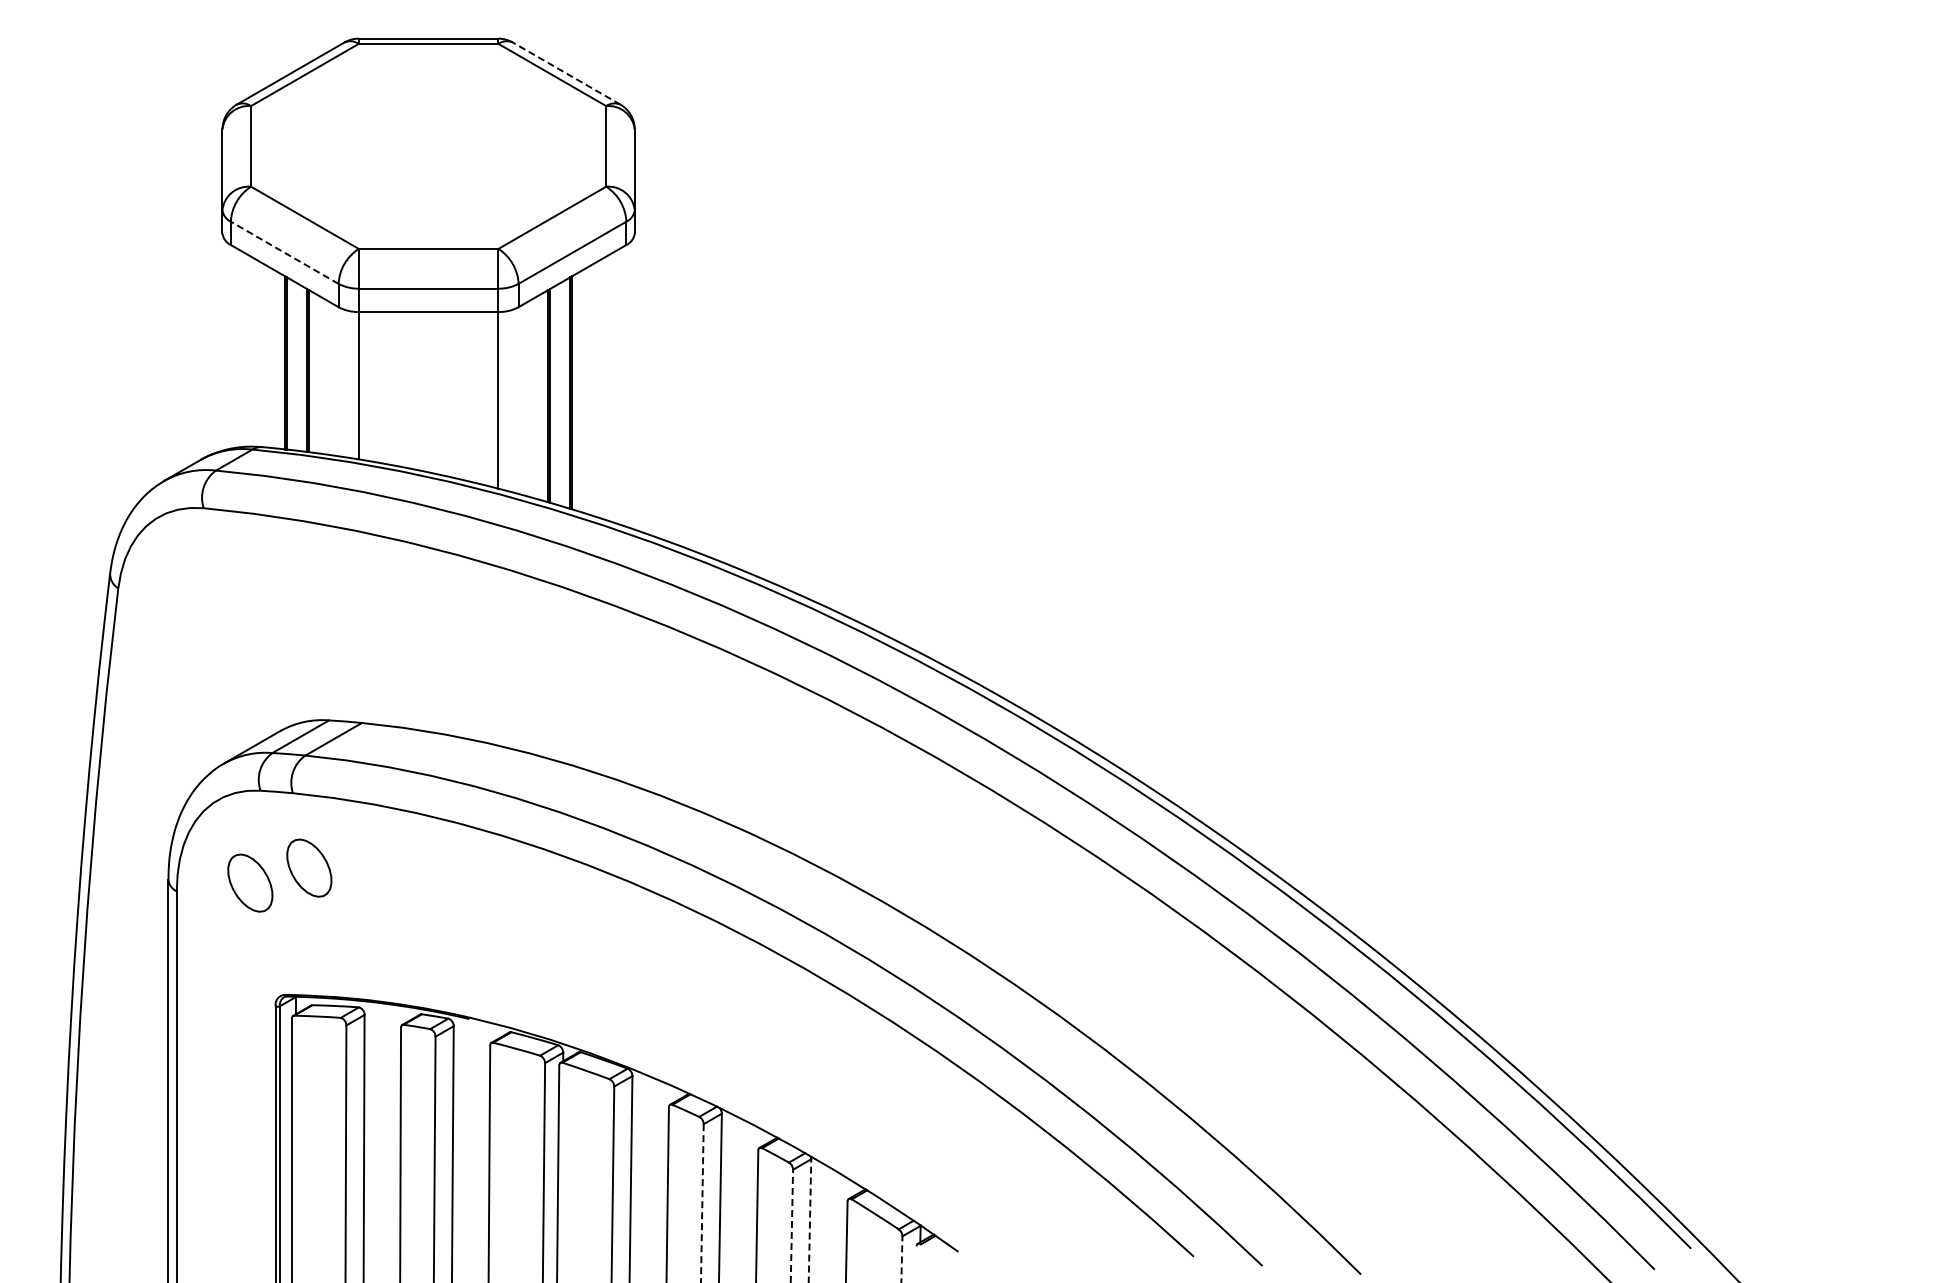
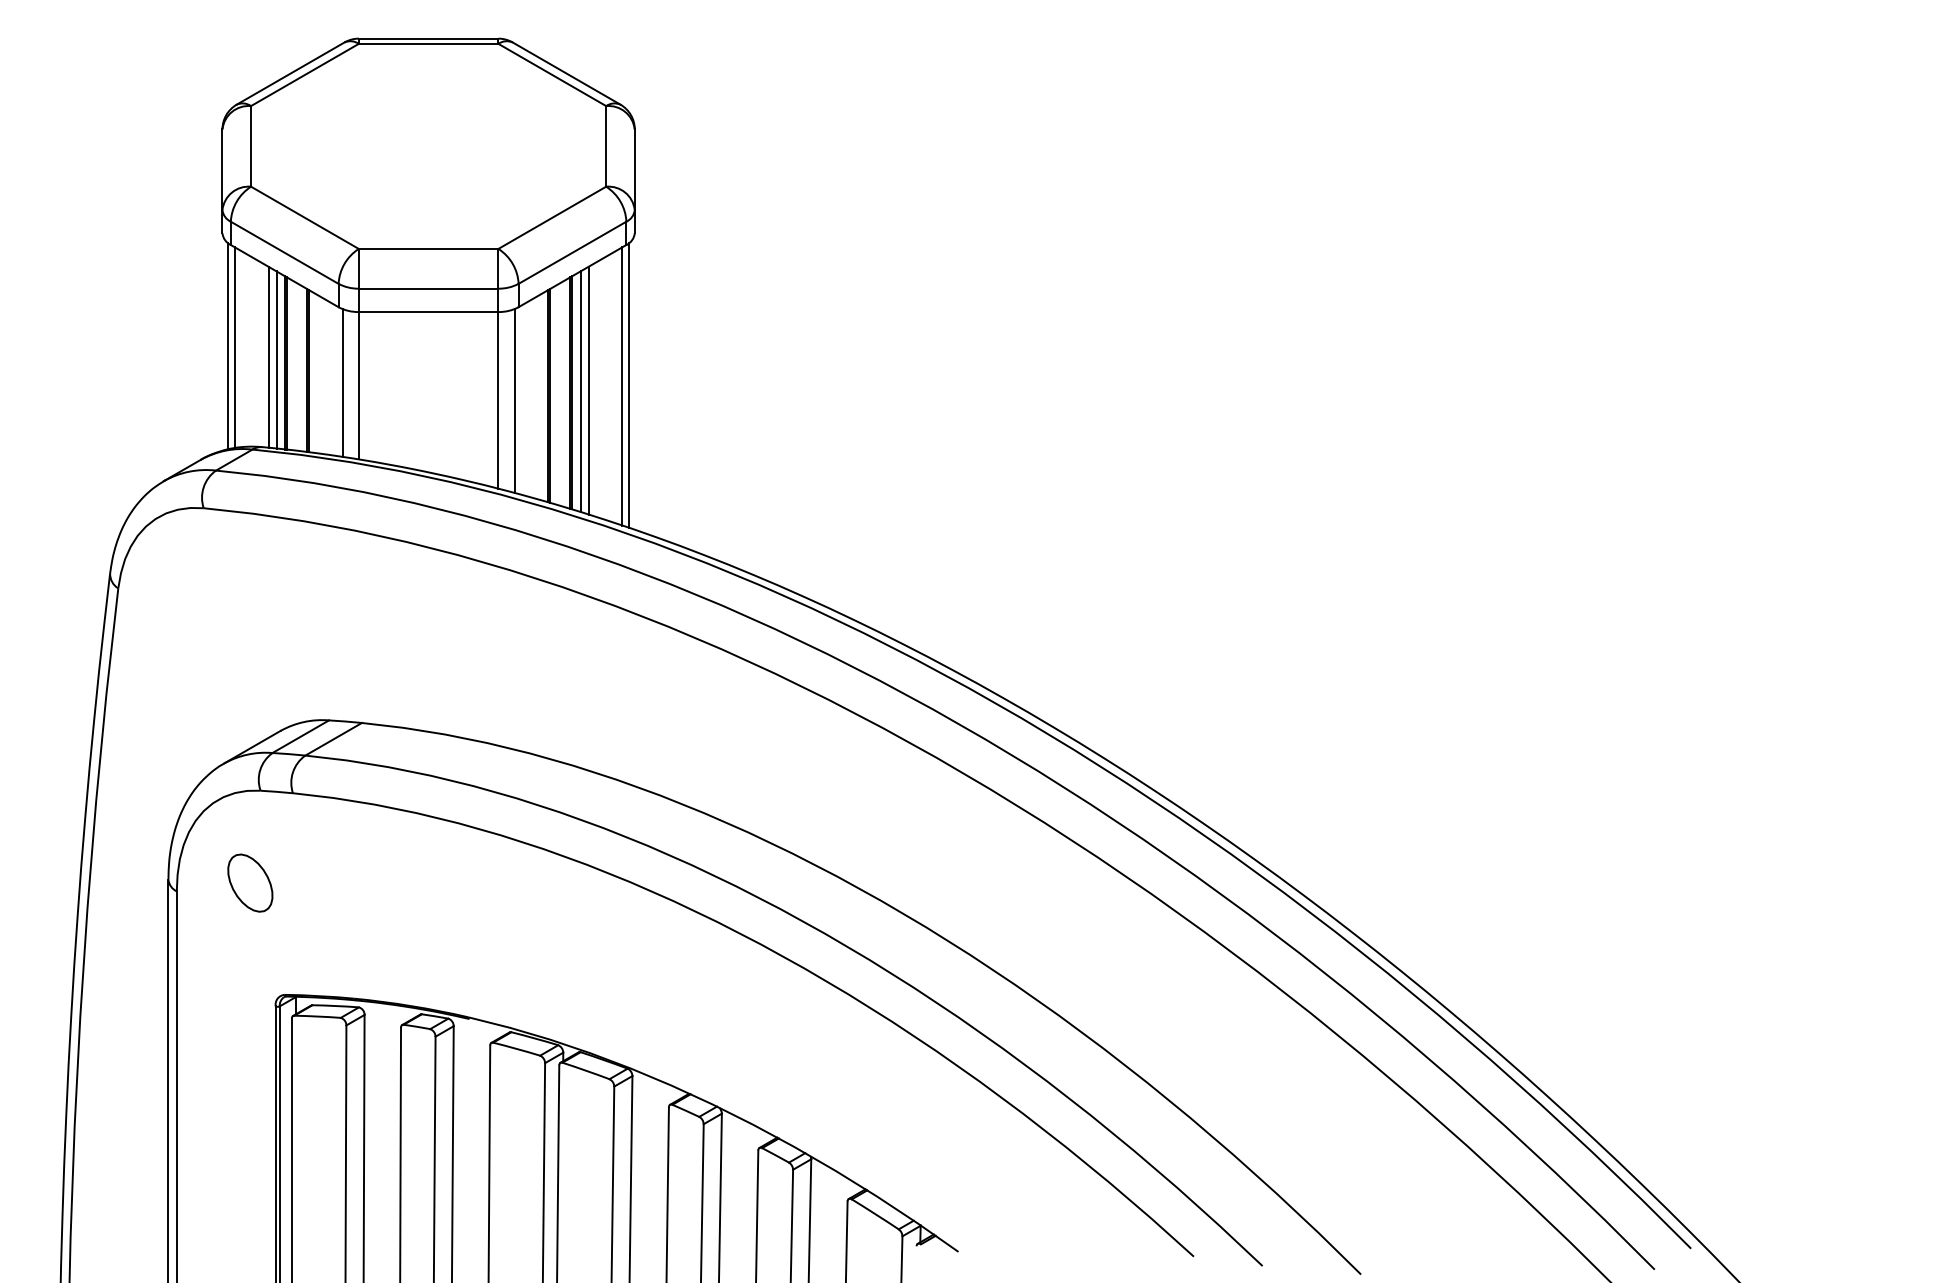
line: dashed -> solid (566, 73)
line: dashed -> solid (284, 252)
line: none -> present (228, 346)
line: none -> present (234, 347)
line: none -> present (268, 356)
line: none -> present (276, 359)
line: none -> present (342, 383)
line: none -> present (629, 385)
line: none -> present (622, 386)
line: none -> present (588, 390)
line: none -> present (580, 391)
line: none -> present (514, 400)
part: present -> none (309, 867)
line: dashed -> solid (702, 1204)
line: dashed -> solid (810, 1220)
line: dashed -> solid (791, 1225)
line: dashed -> solid (901, 1259)
